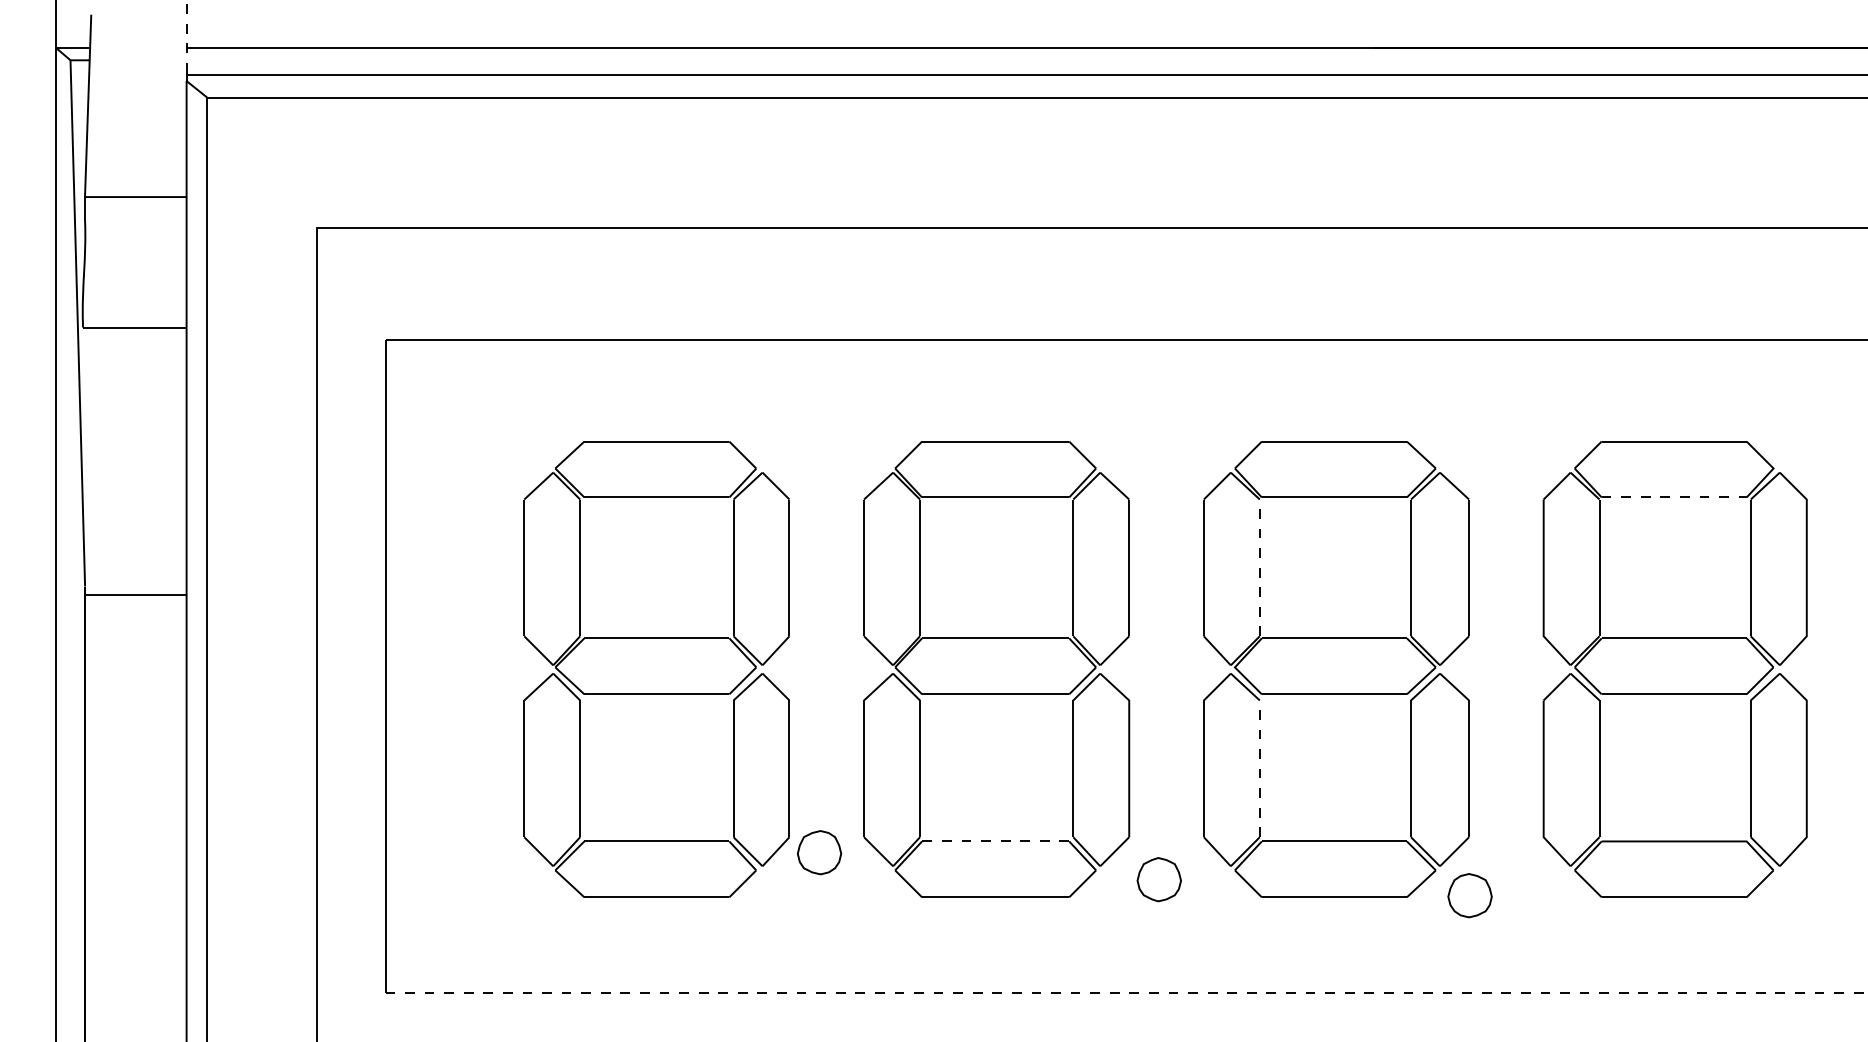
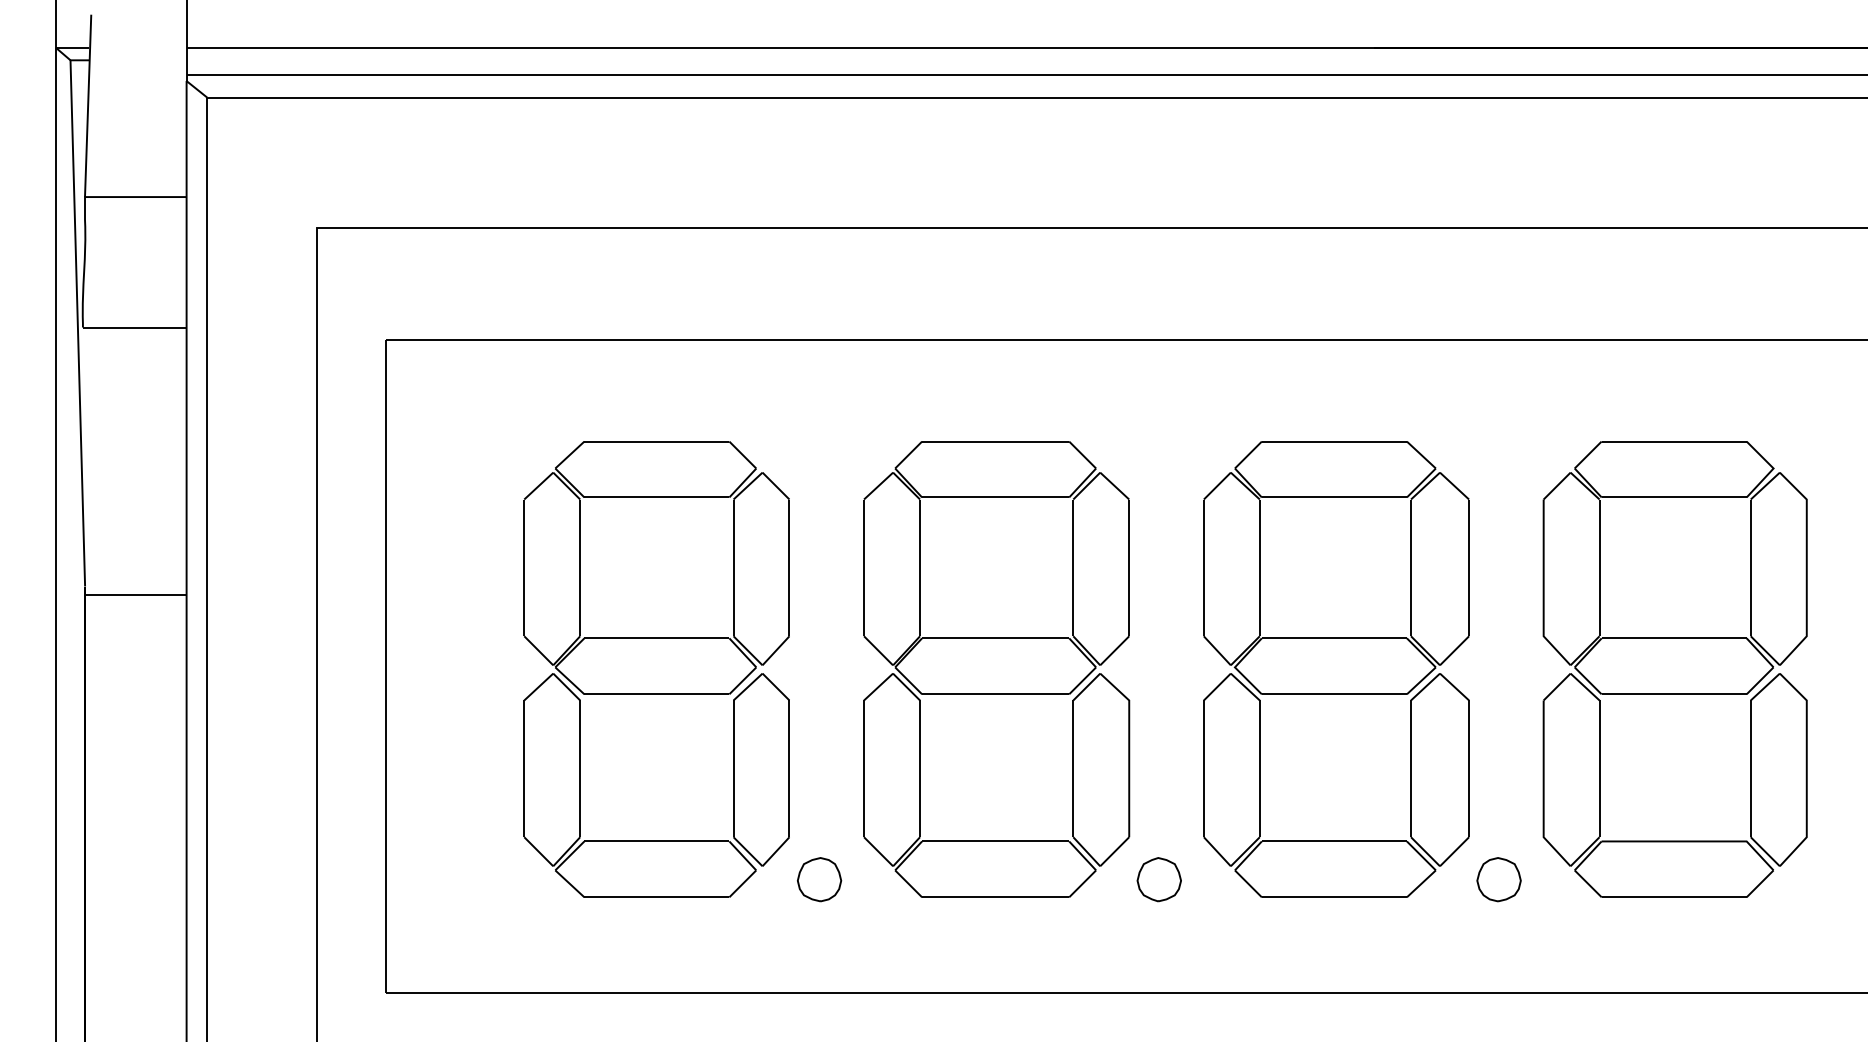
line: dashed -> solid (186, 36)
line: dashed -> solid (1674, 497)
line: dashed -> solid (1259, 567)
line: dashed -> solid (1259, 768)
line: dashed -> solid (995, 841)
part position: (819, 852) -> (819, 879) (819, 879)
part position: (1469, 895) -> (1498, 879) (1498, 879)
line: dashed -> solid (1126, 992)
